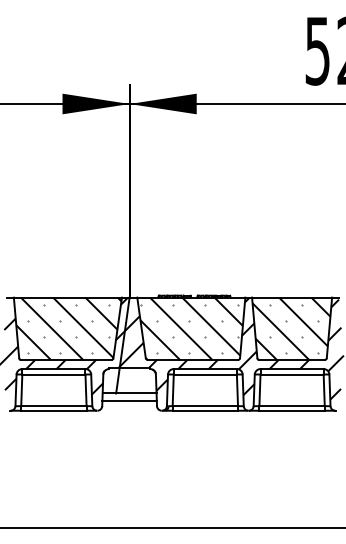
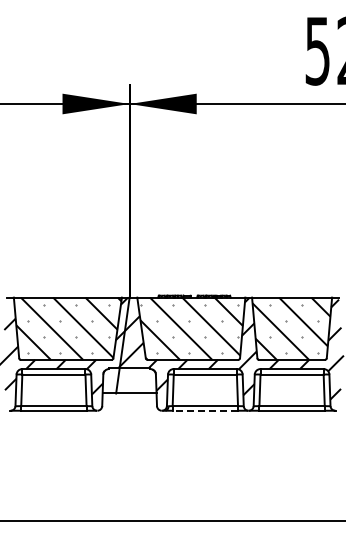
line: present -> none (129, 401)
line: solid -> dashed (205, 410)
line position: (172, 527) -> (172, 520) (172, 520)
